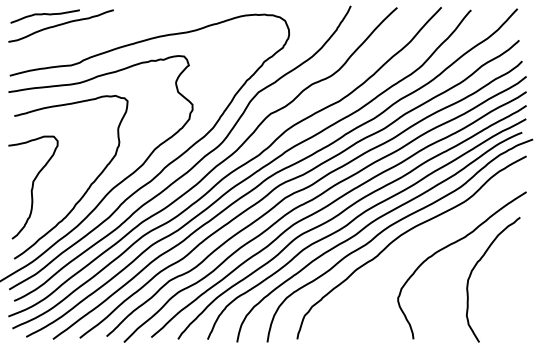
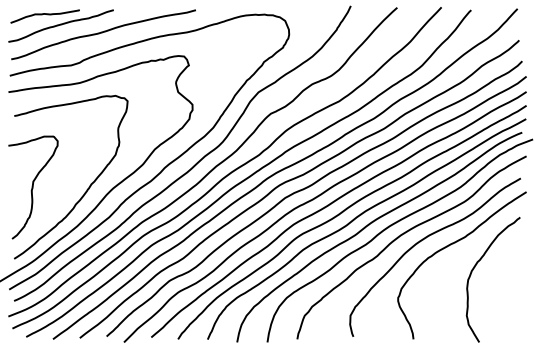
curve: none -> present (102, 33)
curve: none -> present (423, 240)
